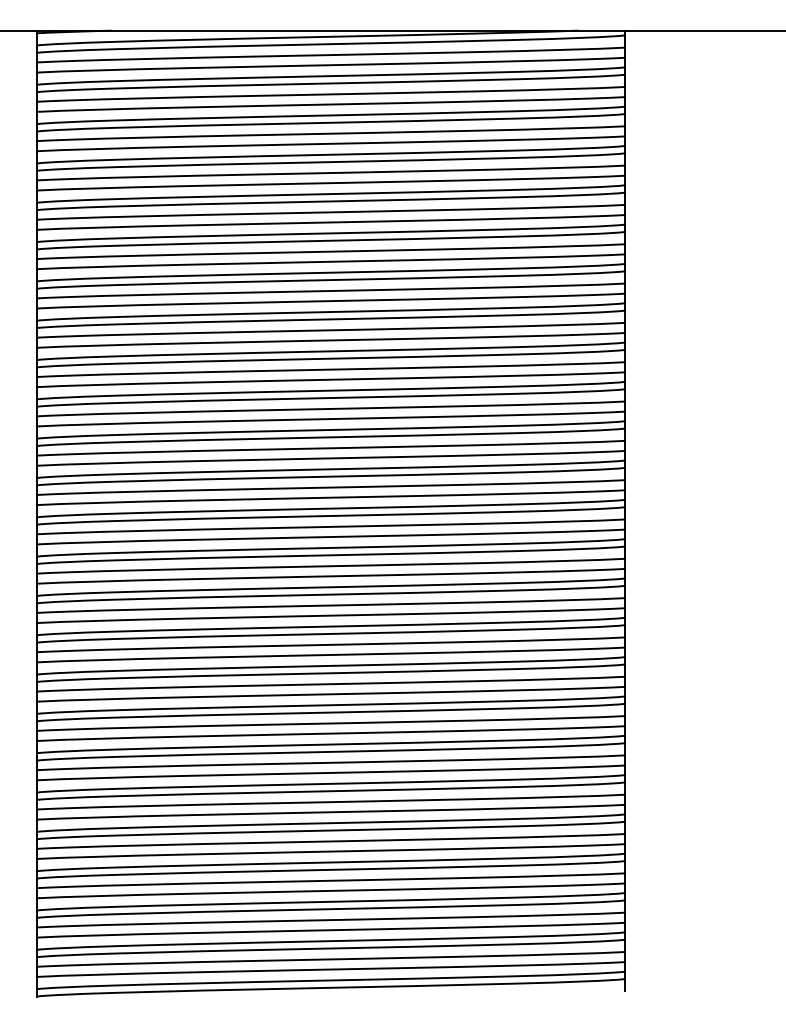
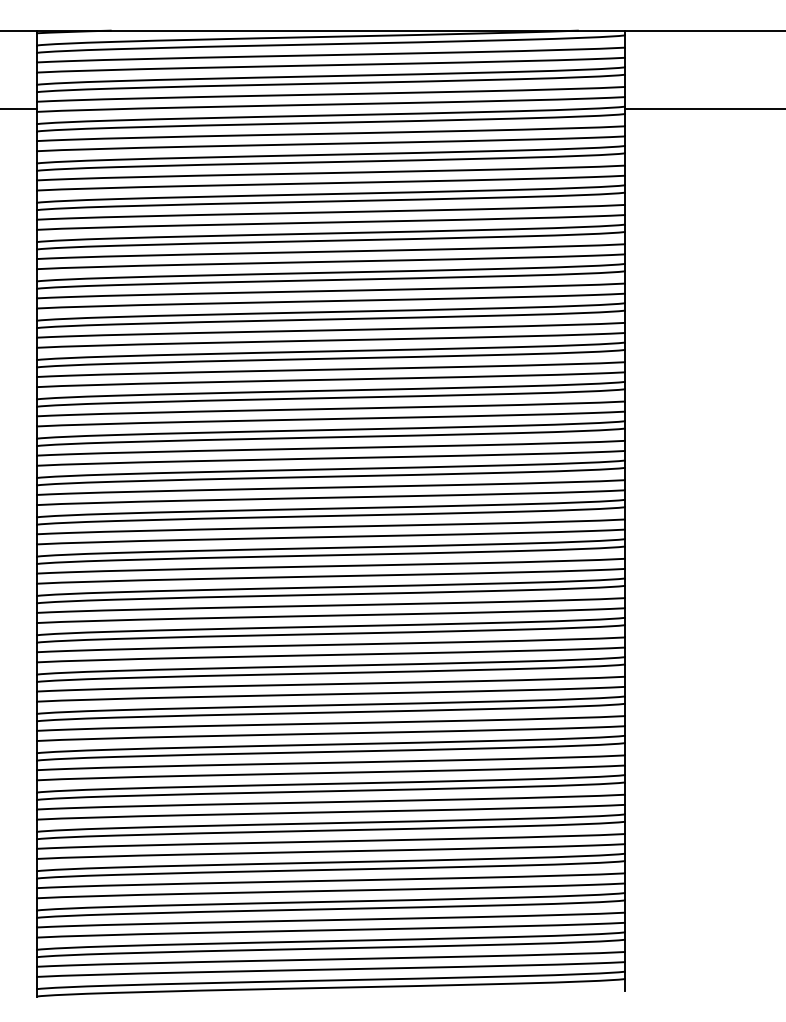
line: none -> present (19, 109)
line: none -> present (703, 109)
